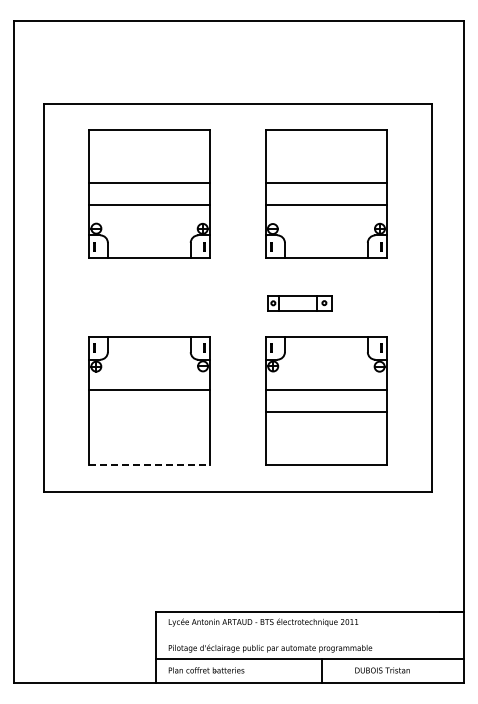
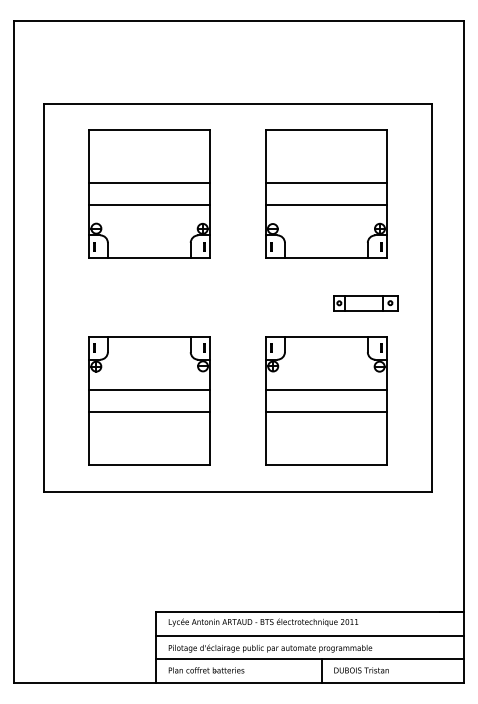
part position: (299, 303) -> (365, 303) (365, 303)
line: none -> present (149, 412)
line: dashed -> solid (149, 465)
line: none -> present (309, 635)
text position: (382, 670) -> (361, 670) (361, 670)
